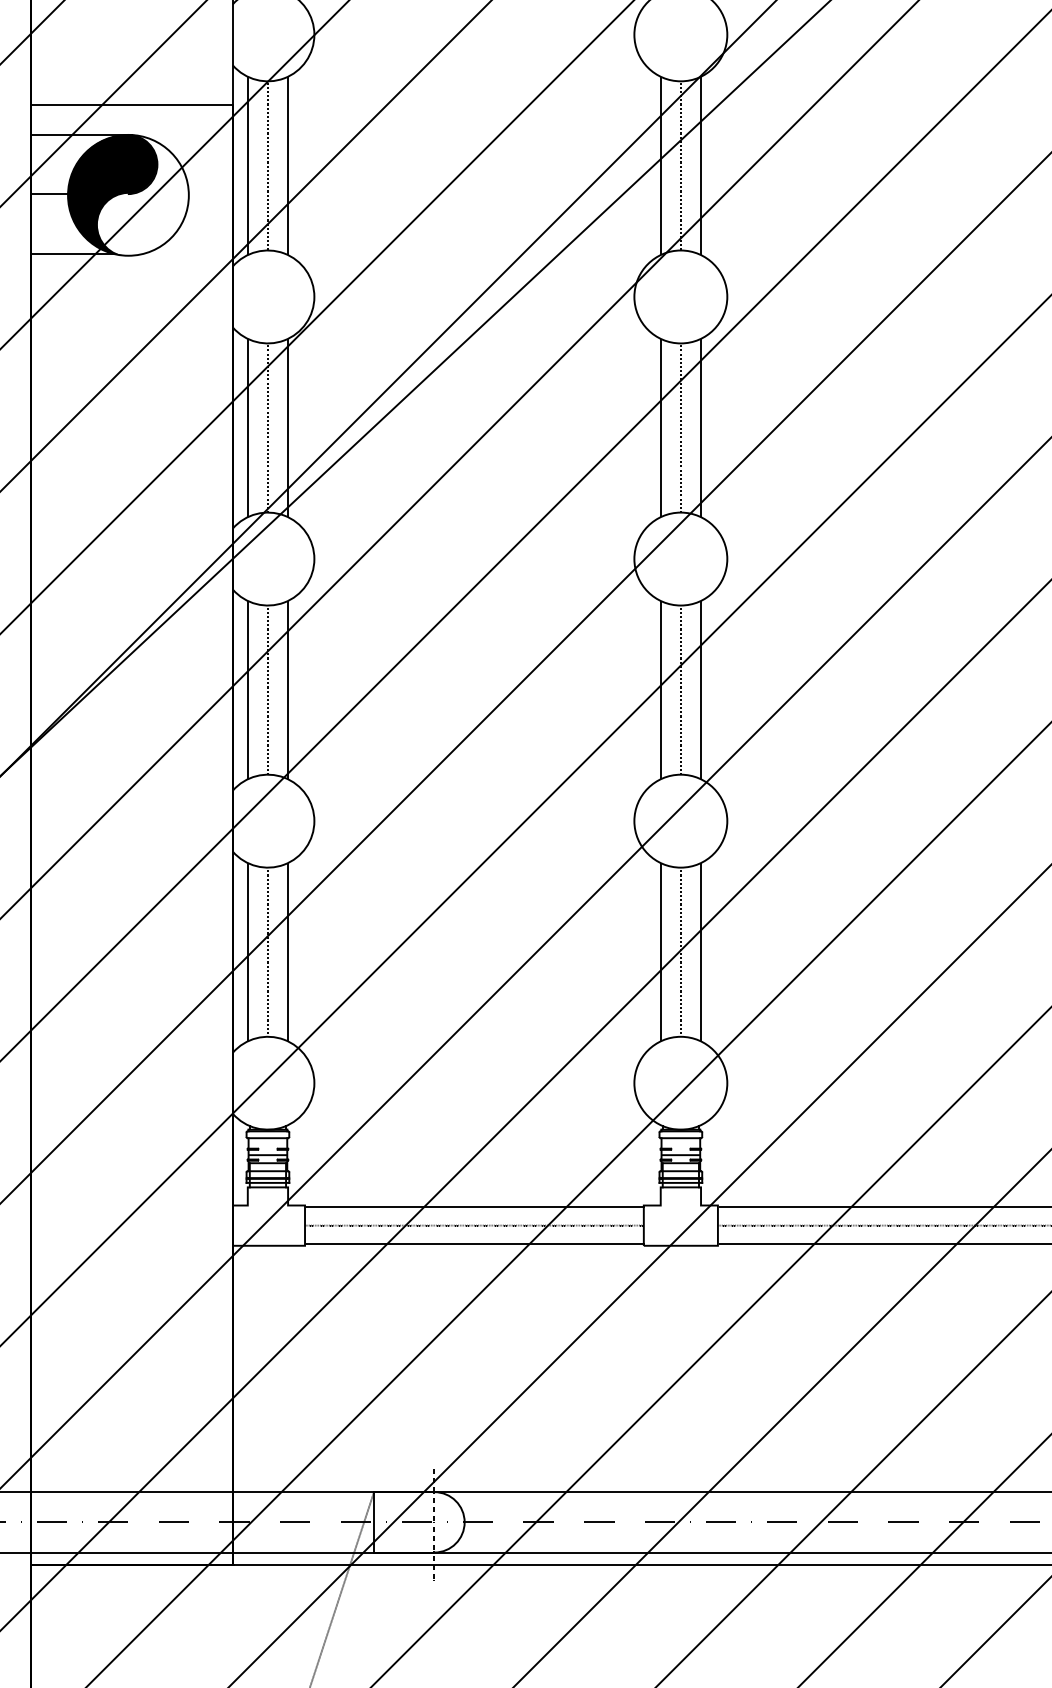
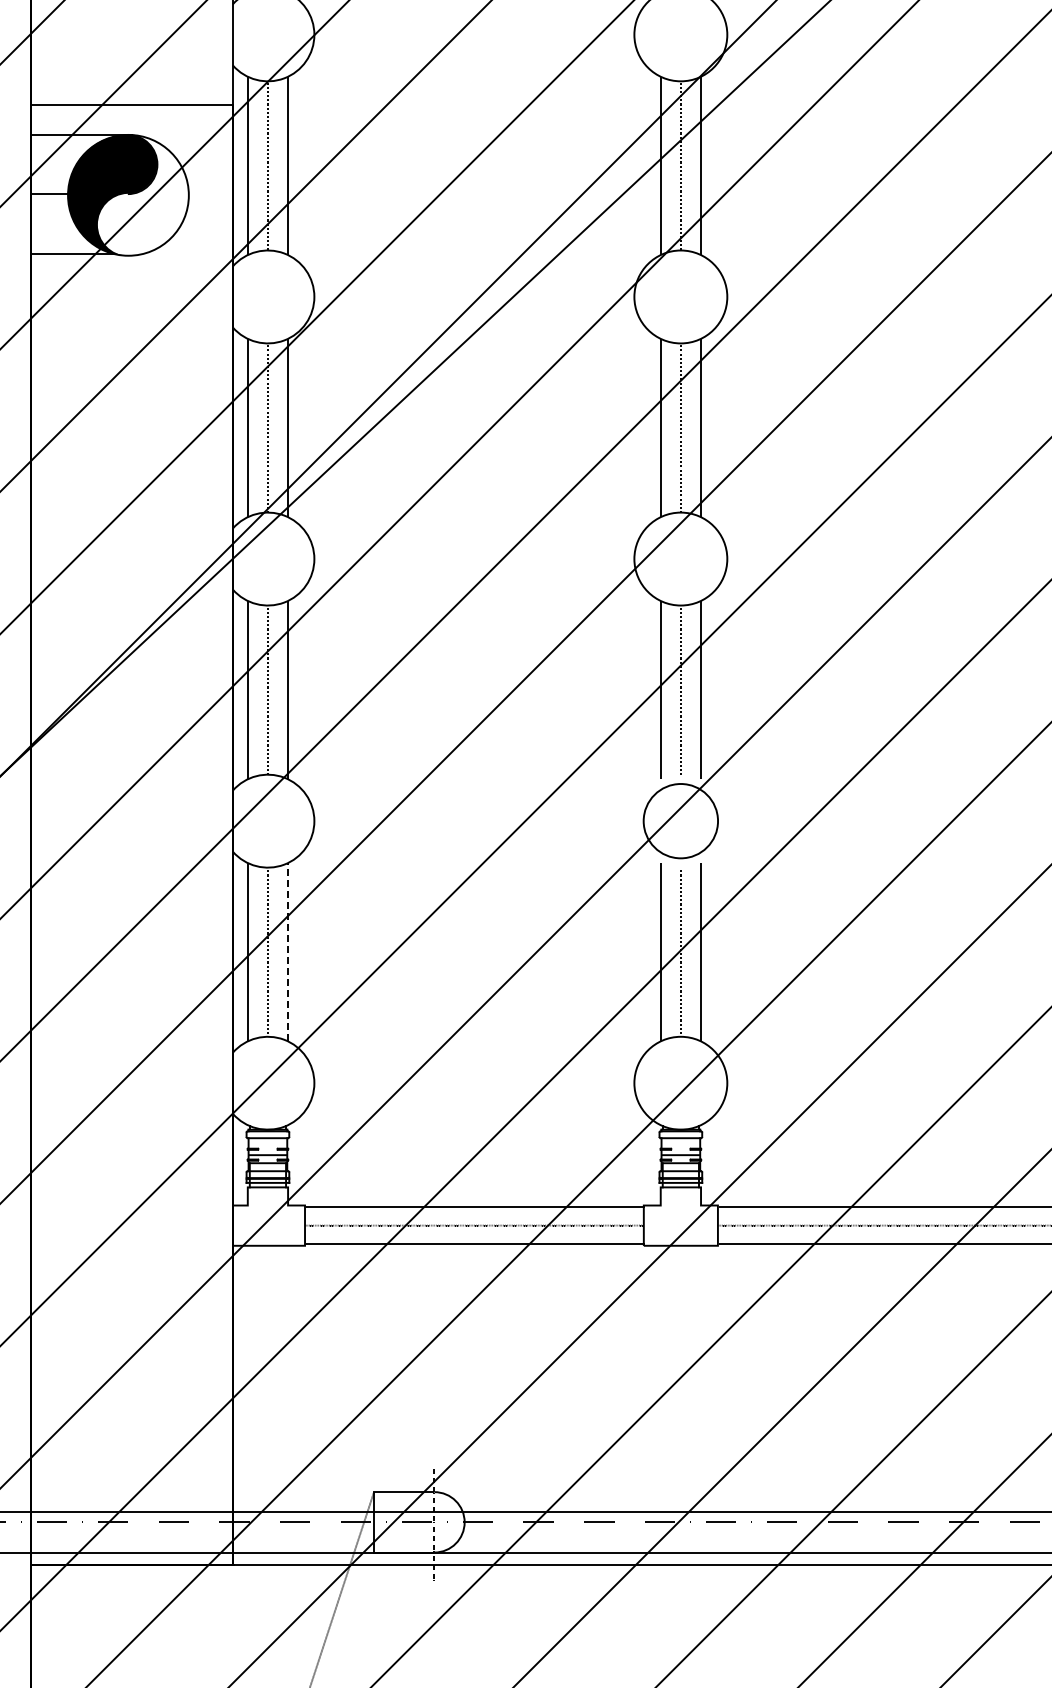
circle diameter: 93 px -> 74 px (680, 821)
line: solid -> dashed (288, 951)
line position: (525, 1492) -> (525, 1512) (525, 1512)
